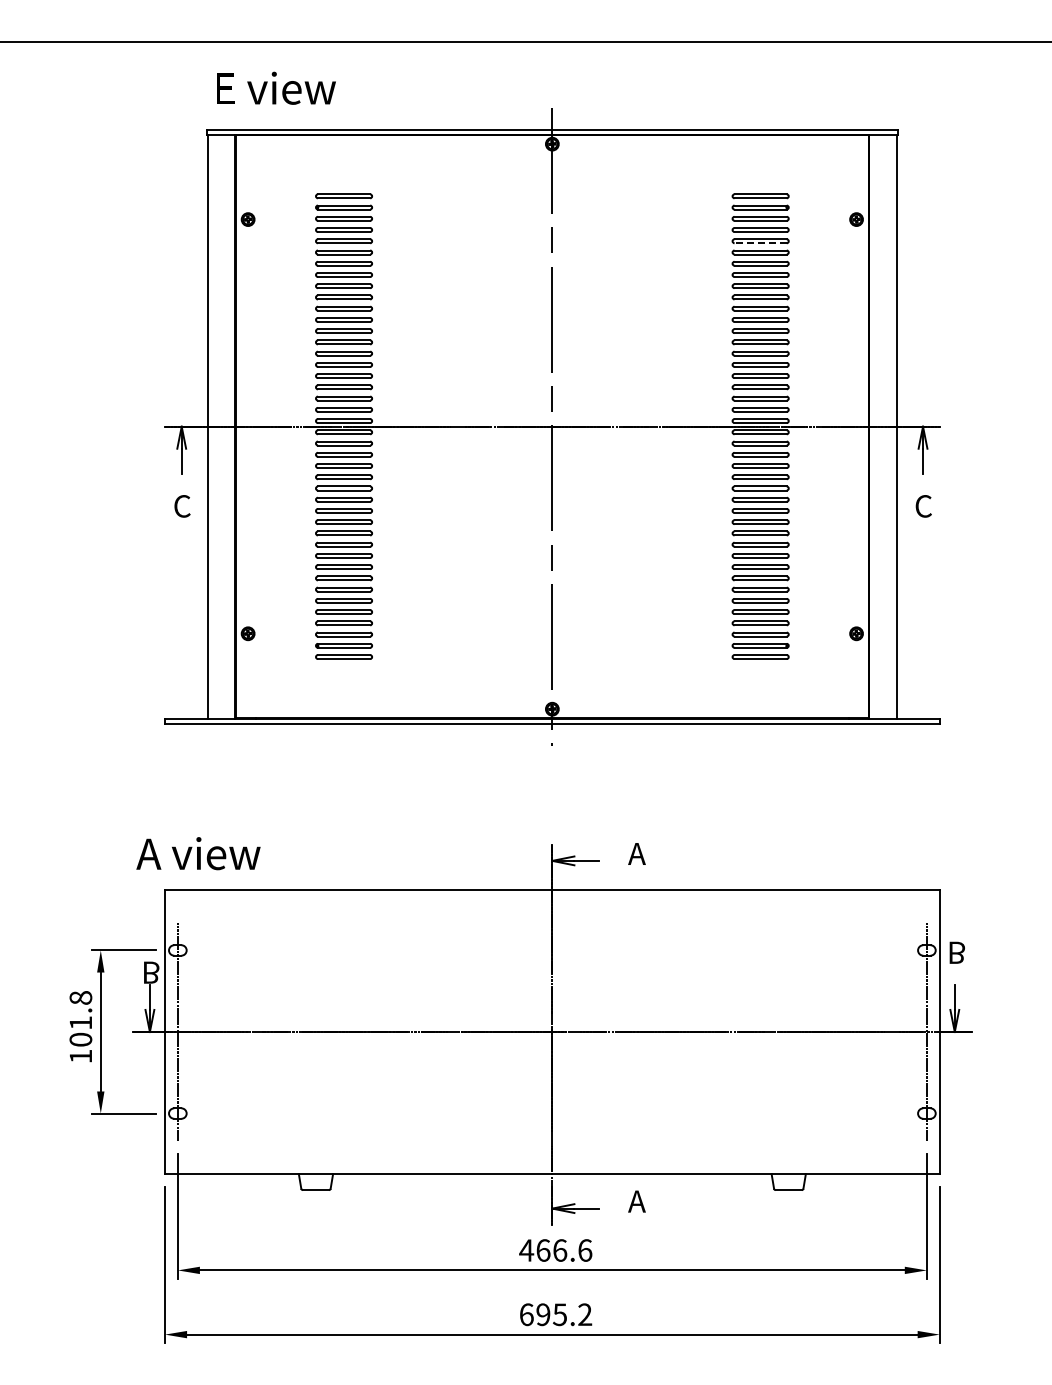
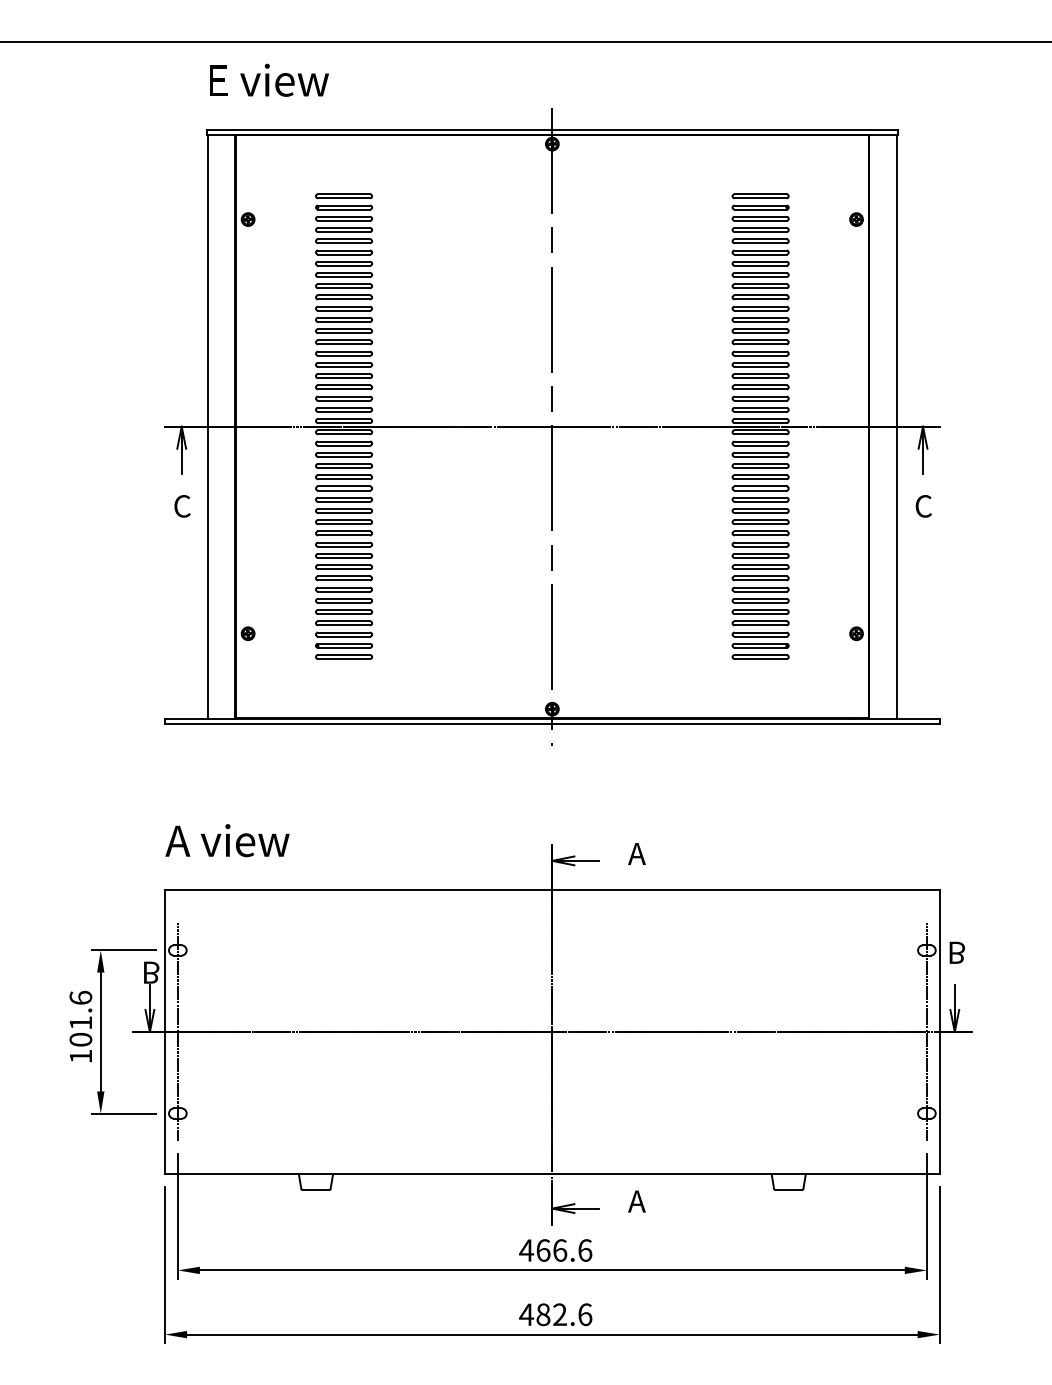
text position: (276, 87) -> (269, 79) (269, 79)
line: dashed -> solid (760, 243)
text position: (198, 853) -> (227, 840) (227, 840)
text: 101.8 -> 101.6 (80, 997)
text: 695.2 -> 482.6 (555, 1314)
